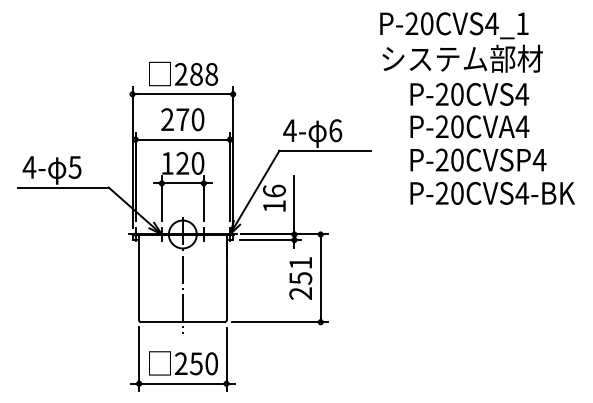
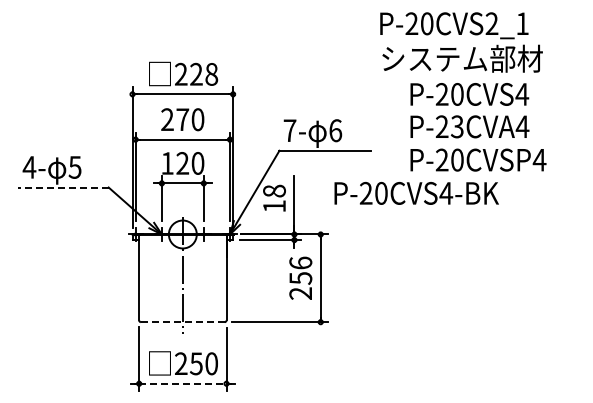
text: P-20CVS4_1 -> P-20CVS2_1 (491, 23)
text: 288 -> 228 (196, 73)
text: P-20CVA4 -> P-23CVA4 (456, 126)
text: 4- -> 7- (289, 130)
line: solid -> dashed (62, 187)
text: 16 -> 18 (274, 190)
text position: (492, 193) -> (416, 193) (416, 193)
text: 251 -> 256 (300, 262)
line: solid -> dashed (182, 322)
line: solid -> dashed (182, 383)
